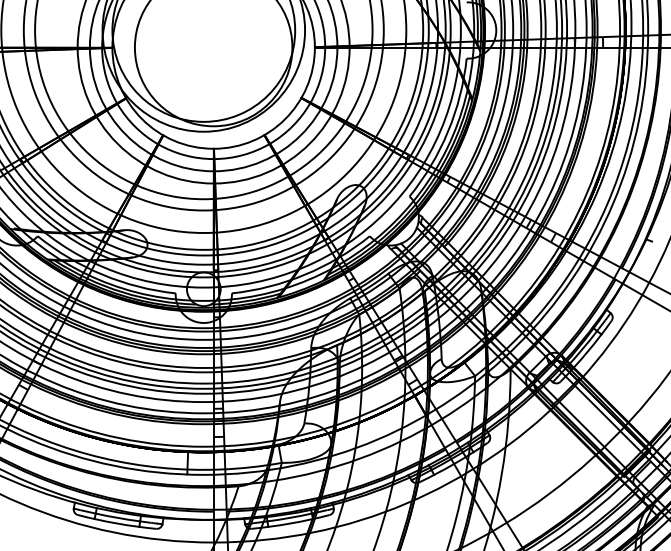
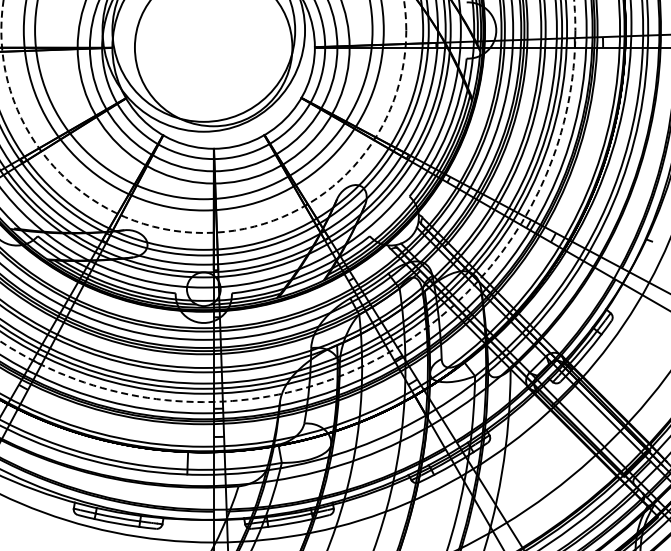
circle: solid -> dashed (203, 116)
circle: solid -> dashed (287, 201)
